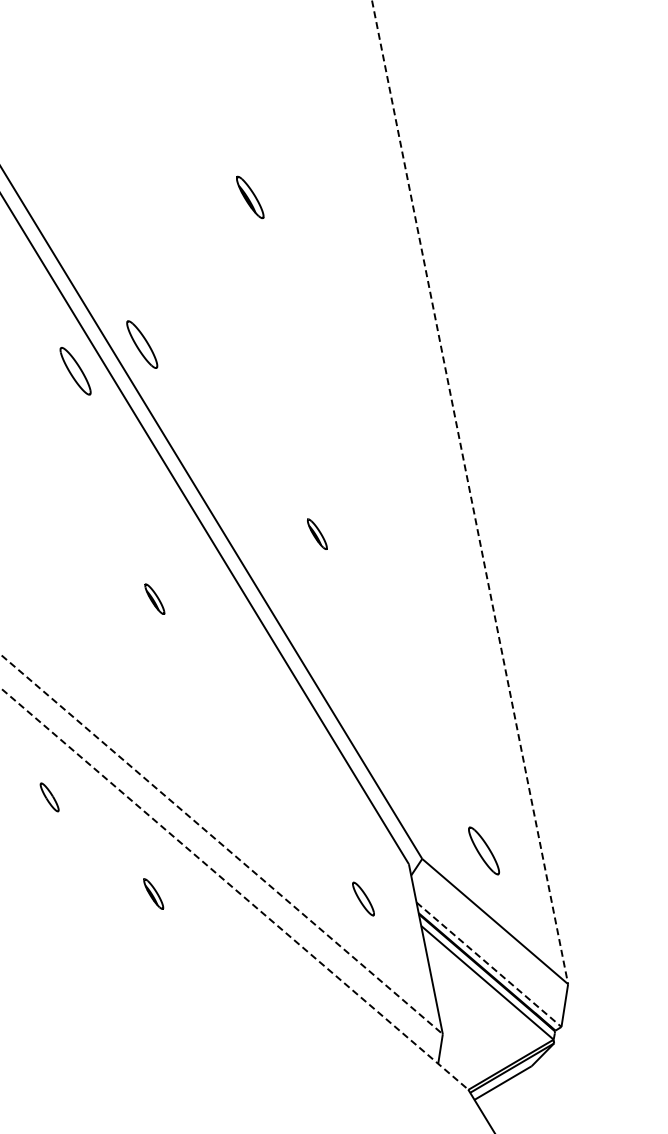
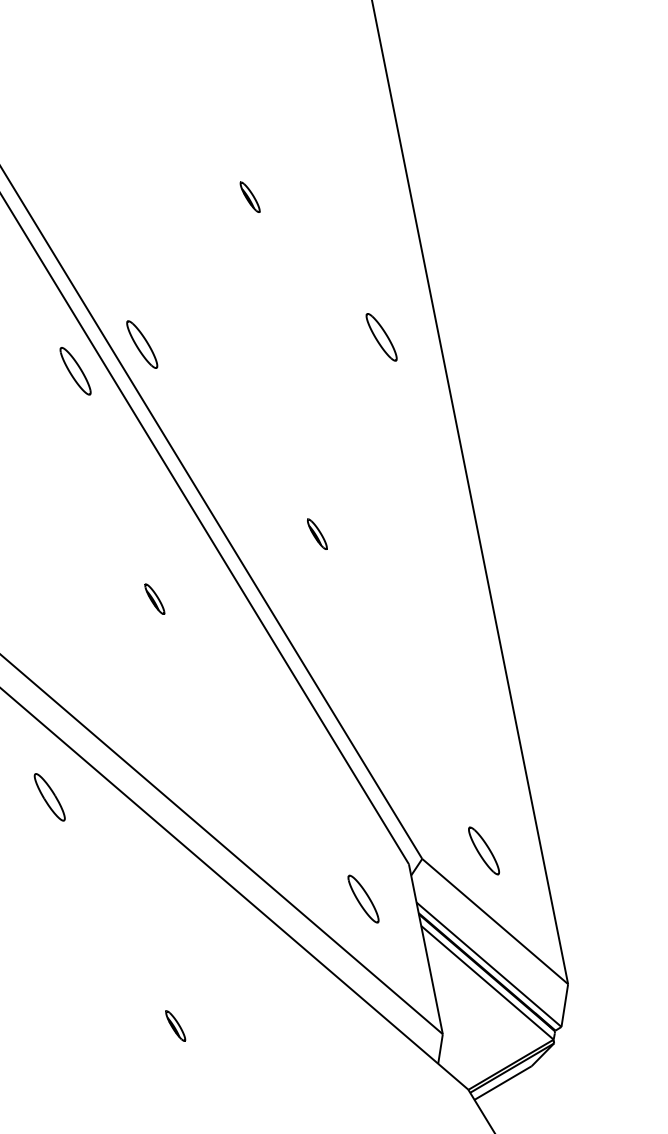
part size: 29x45 px -> 22x32 px (249, 196)
part: none -> present (381, 337)
line: dashed -> solid (470, 492)
part size: 21x31 px -> 33x49 px (49, 797)
line: dashed -> solid (222, 844)
line: dashed -> solid (234, 889)
part position: (153, 893) -> (175, 1025) (175, 1025)
part size: 23x36 px -> 33x50 px (363, 898)
line: dashed -> solid (489, 965)
